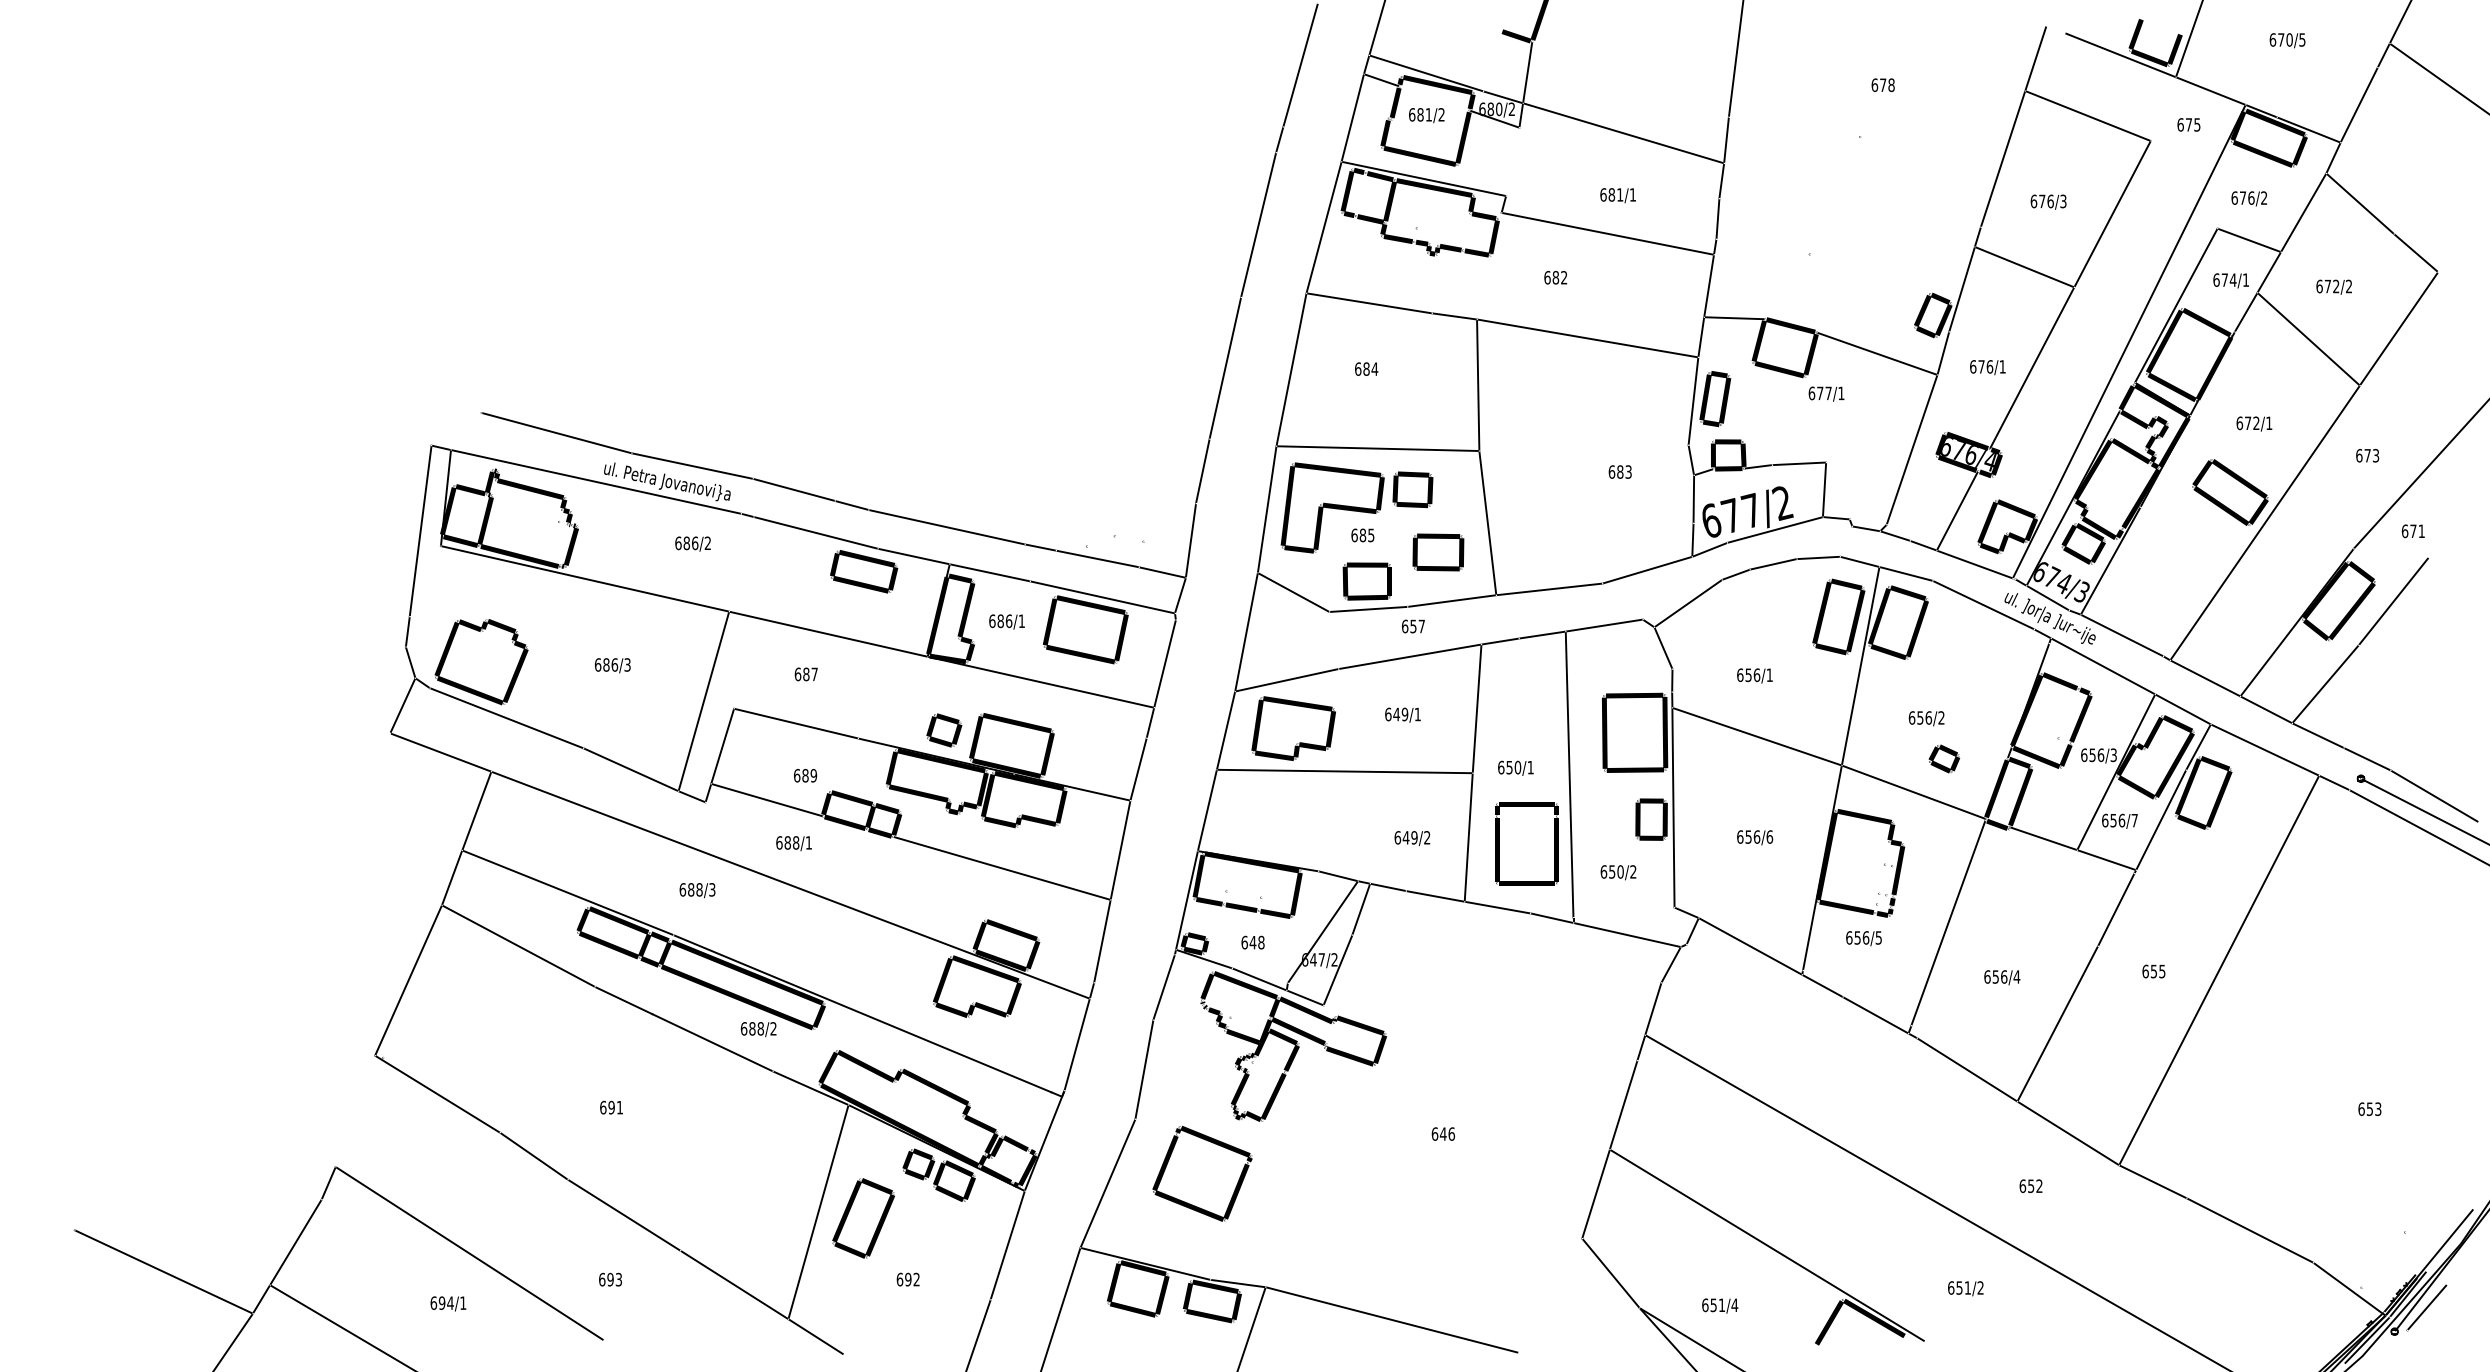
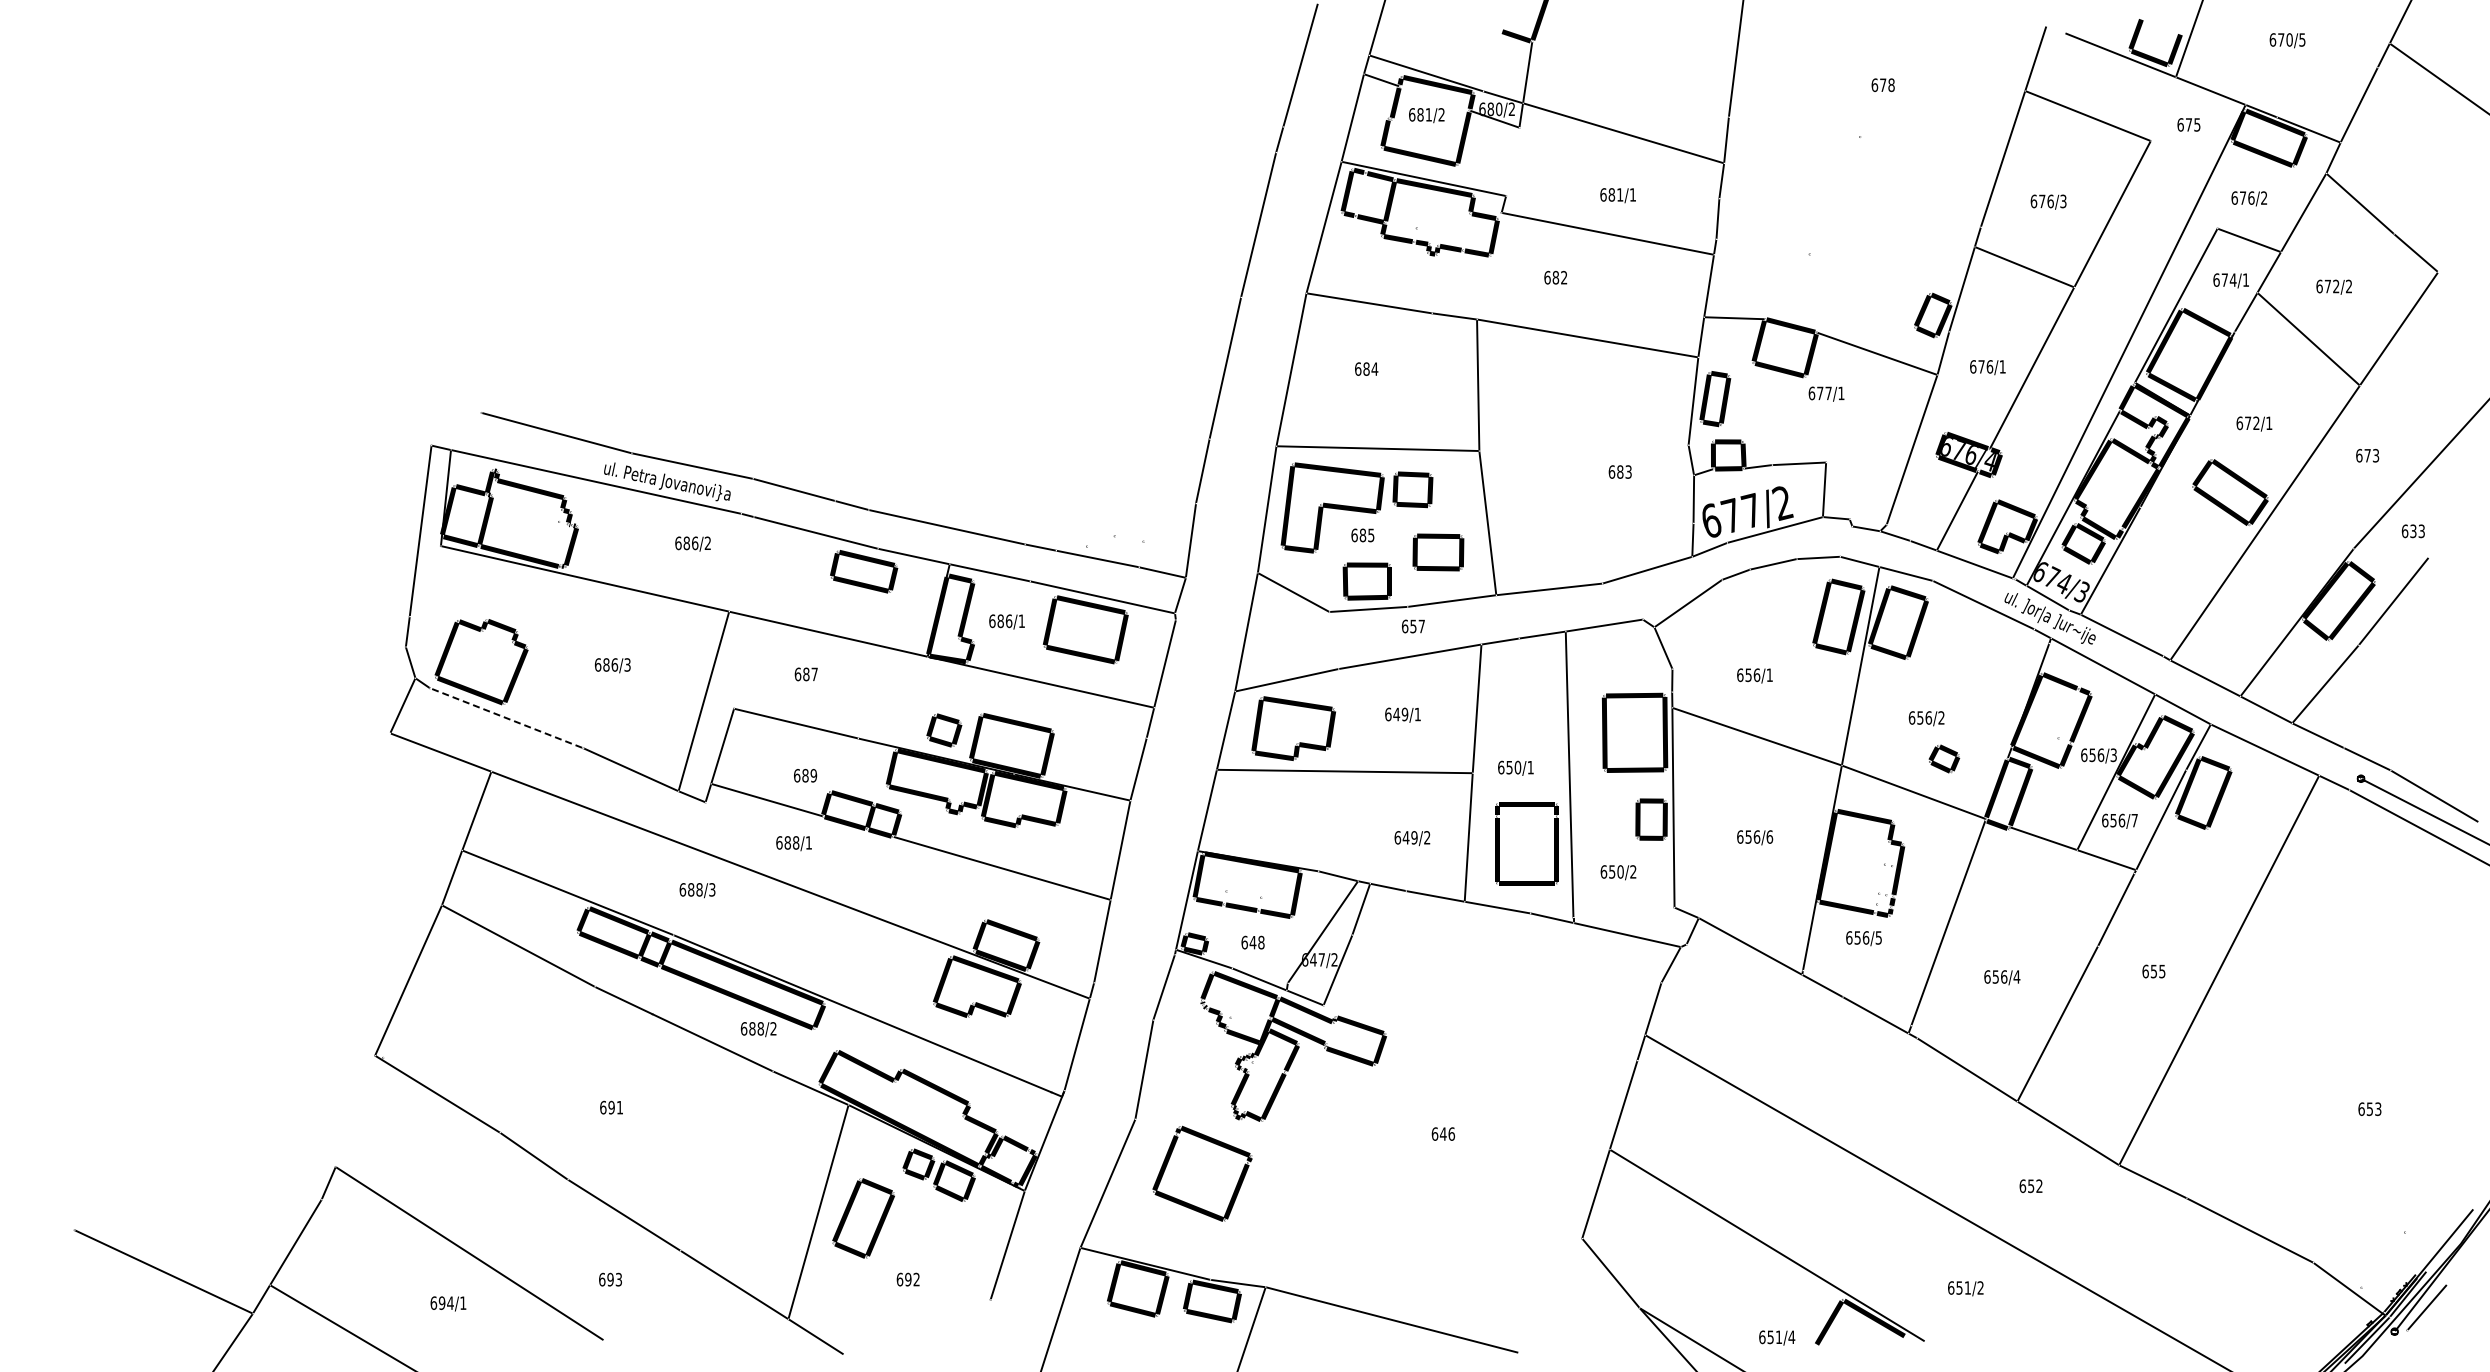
text: 671 -> 633 (2417, 531)
line: solid -> dashed (506, 718)
text position: (1720, 1305) -> (1777, 1337) (1777, 1337)
line: present -> none (978, 1334)
